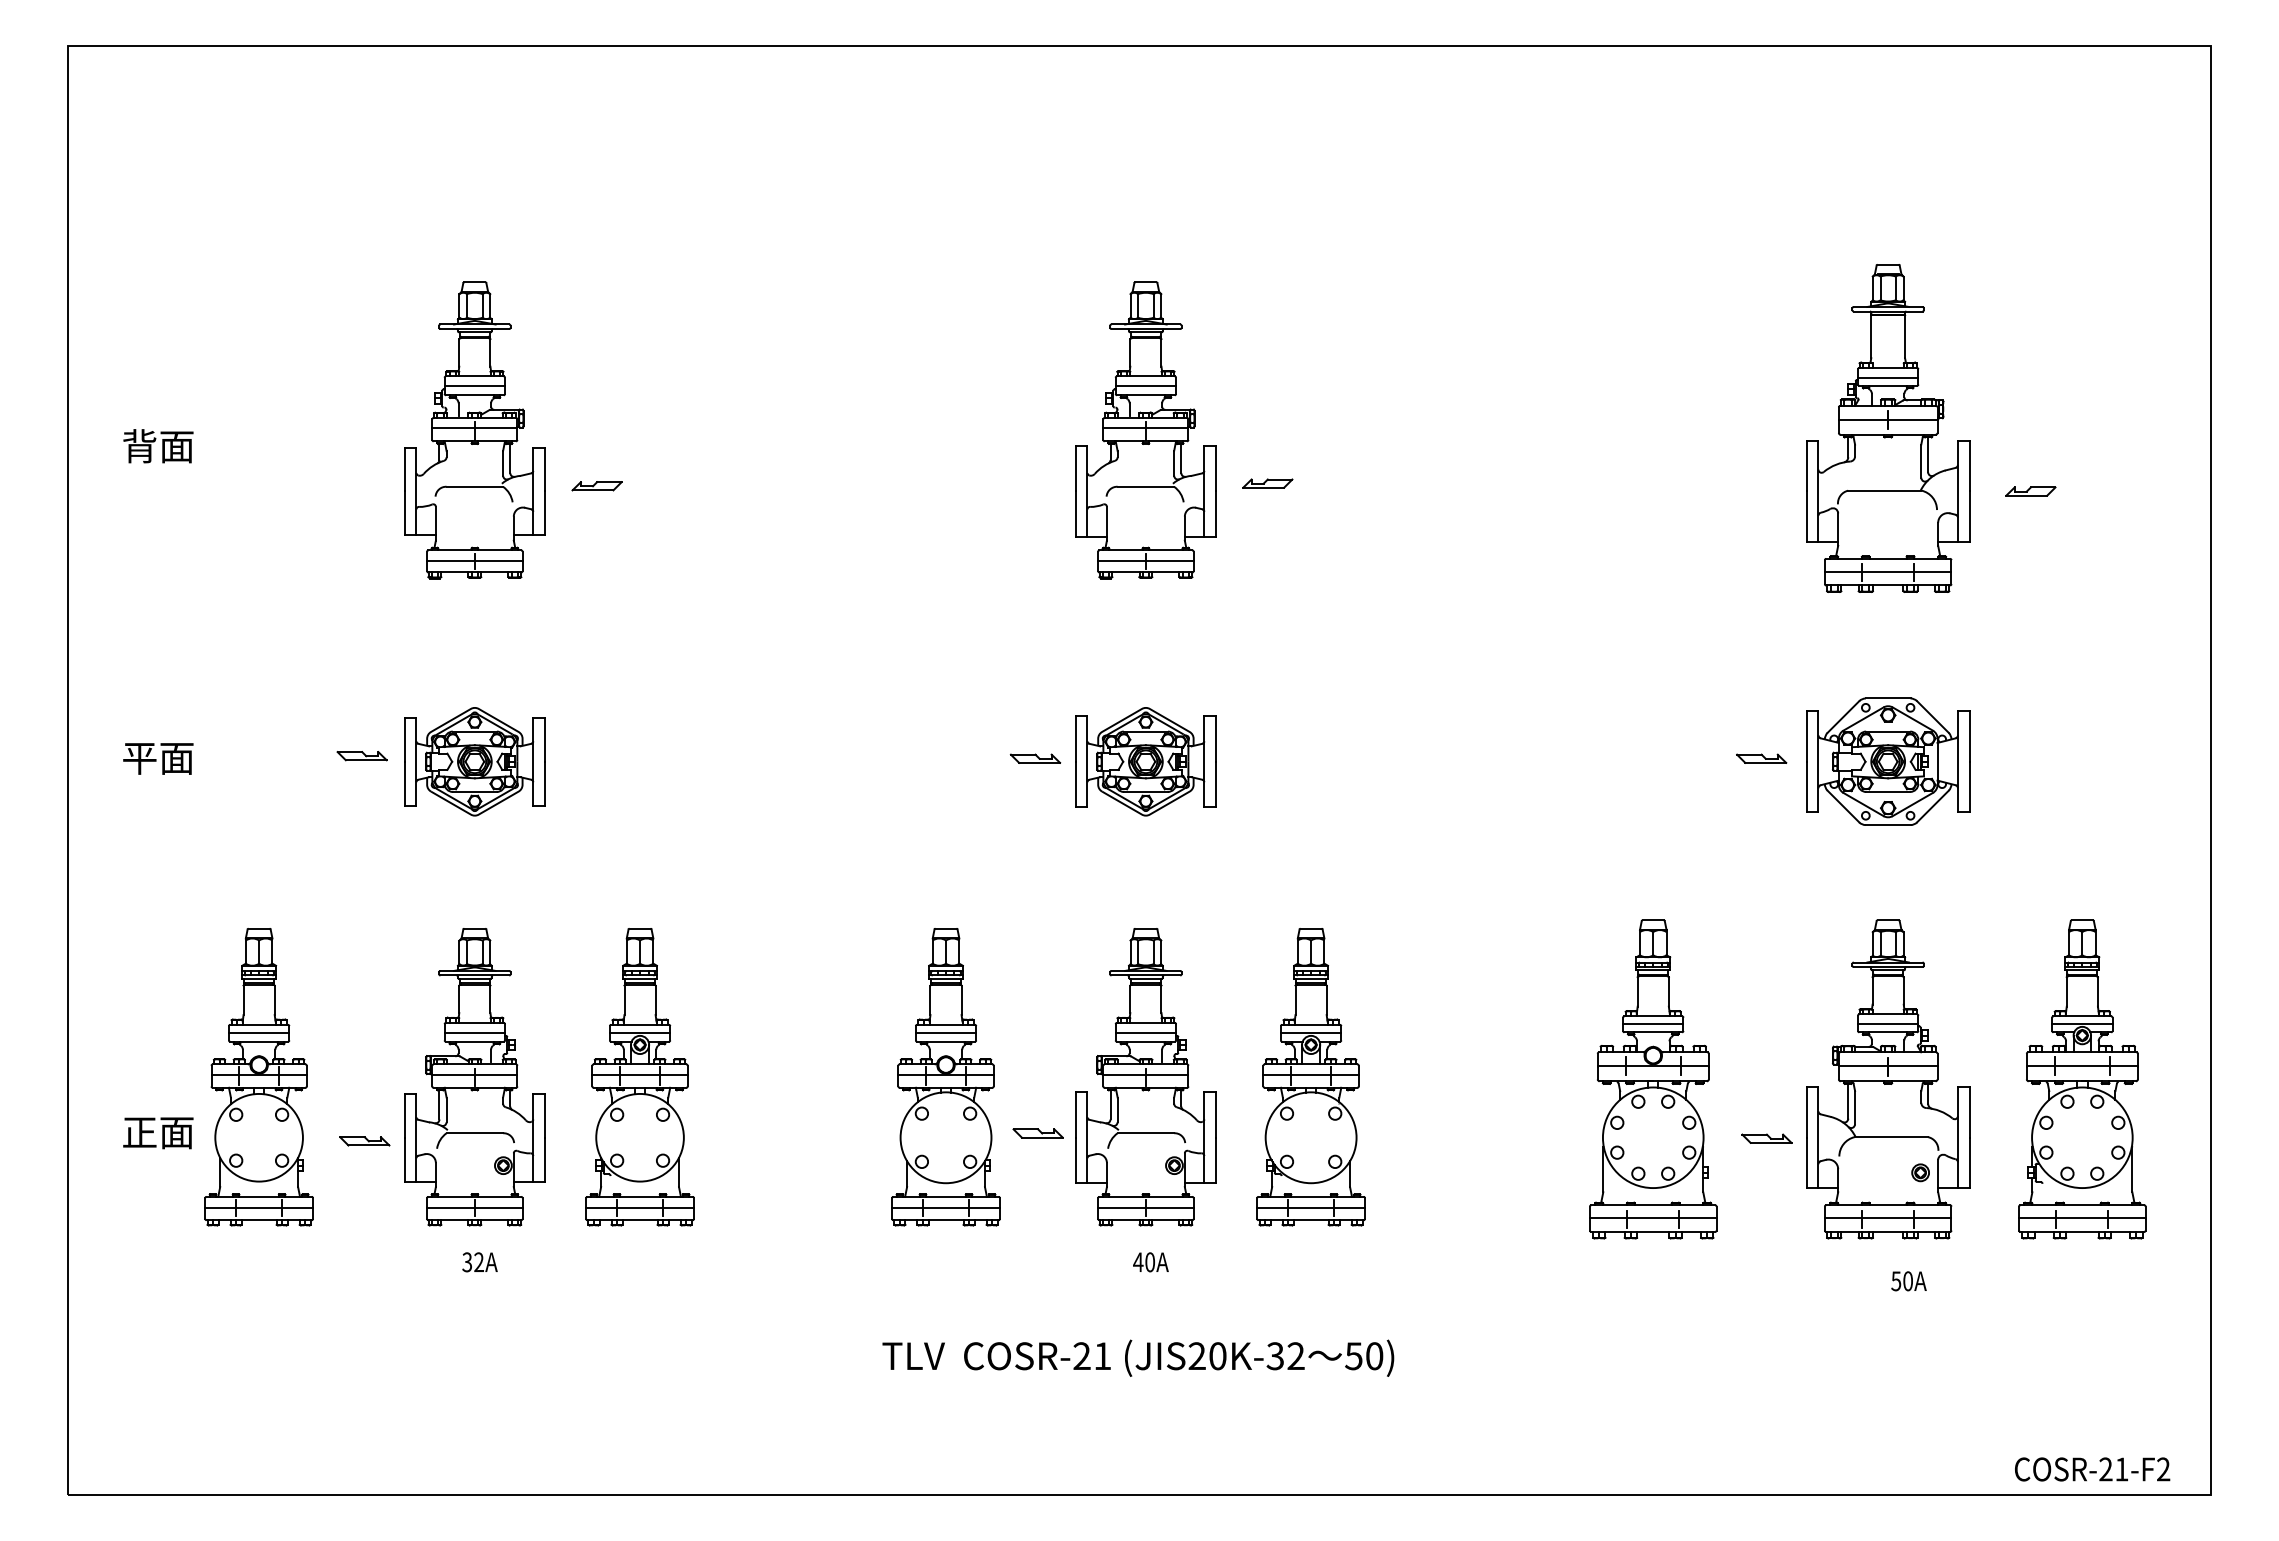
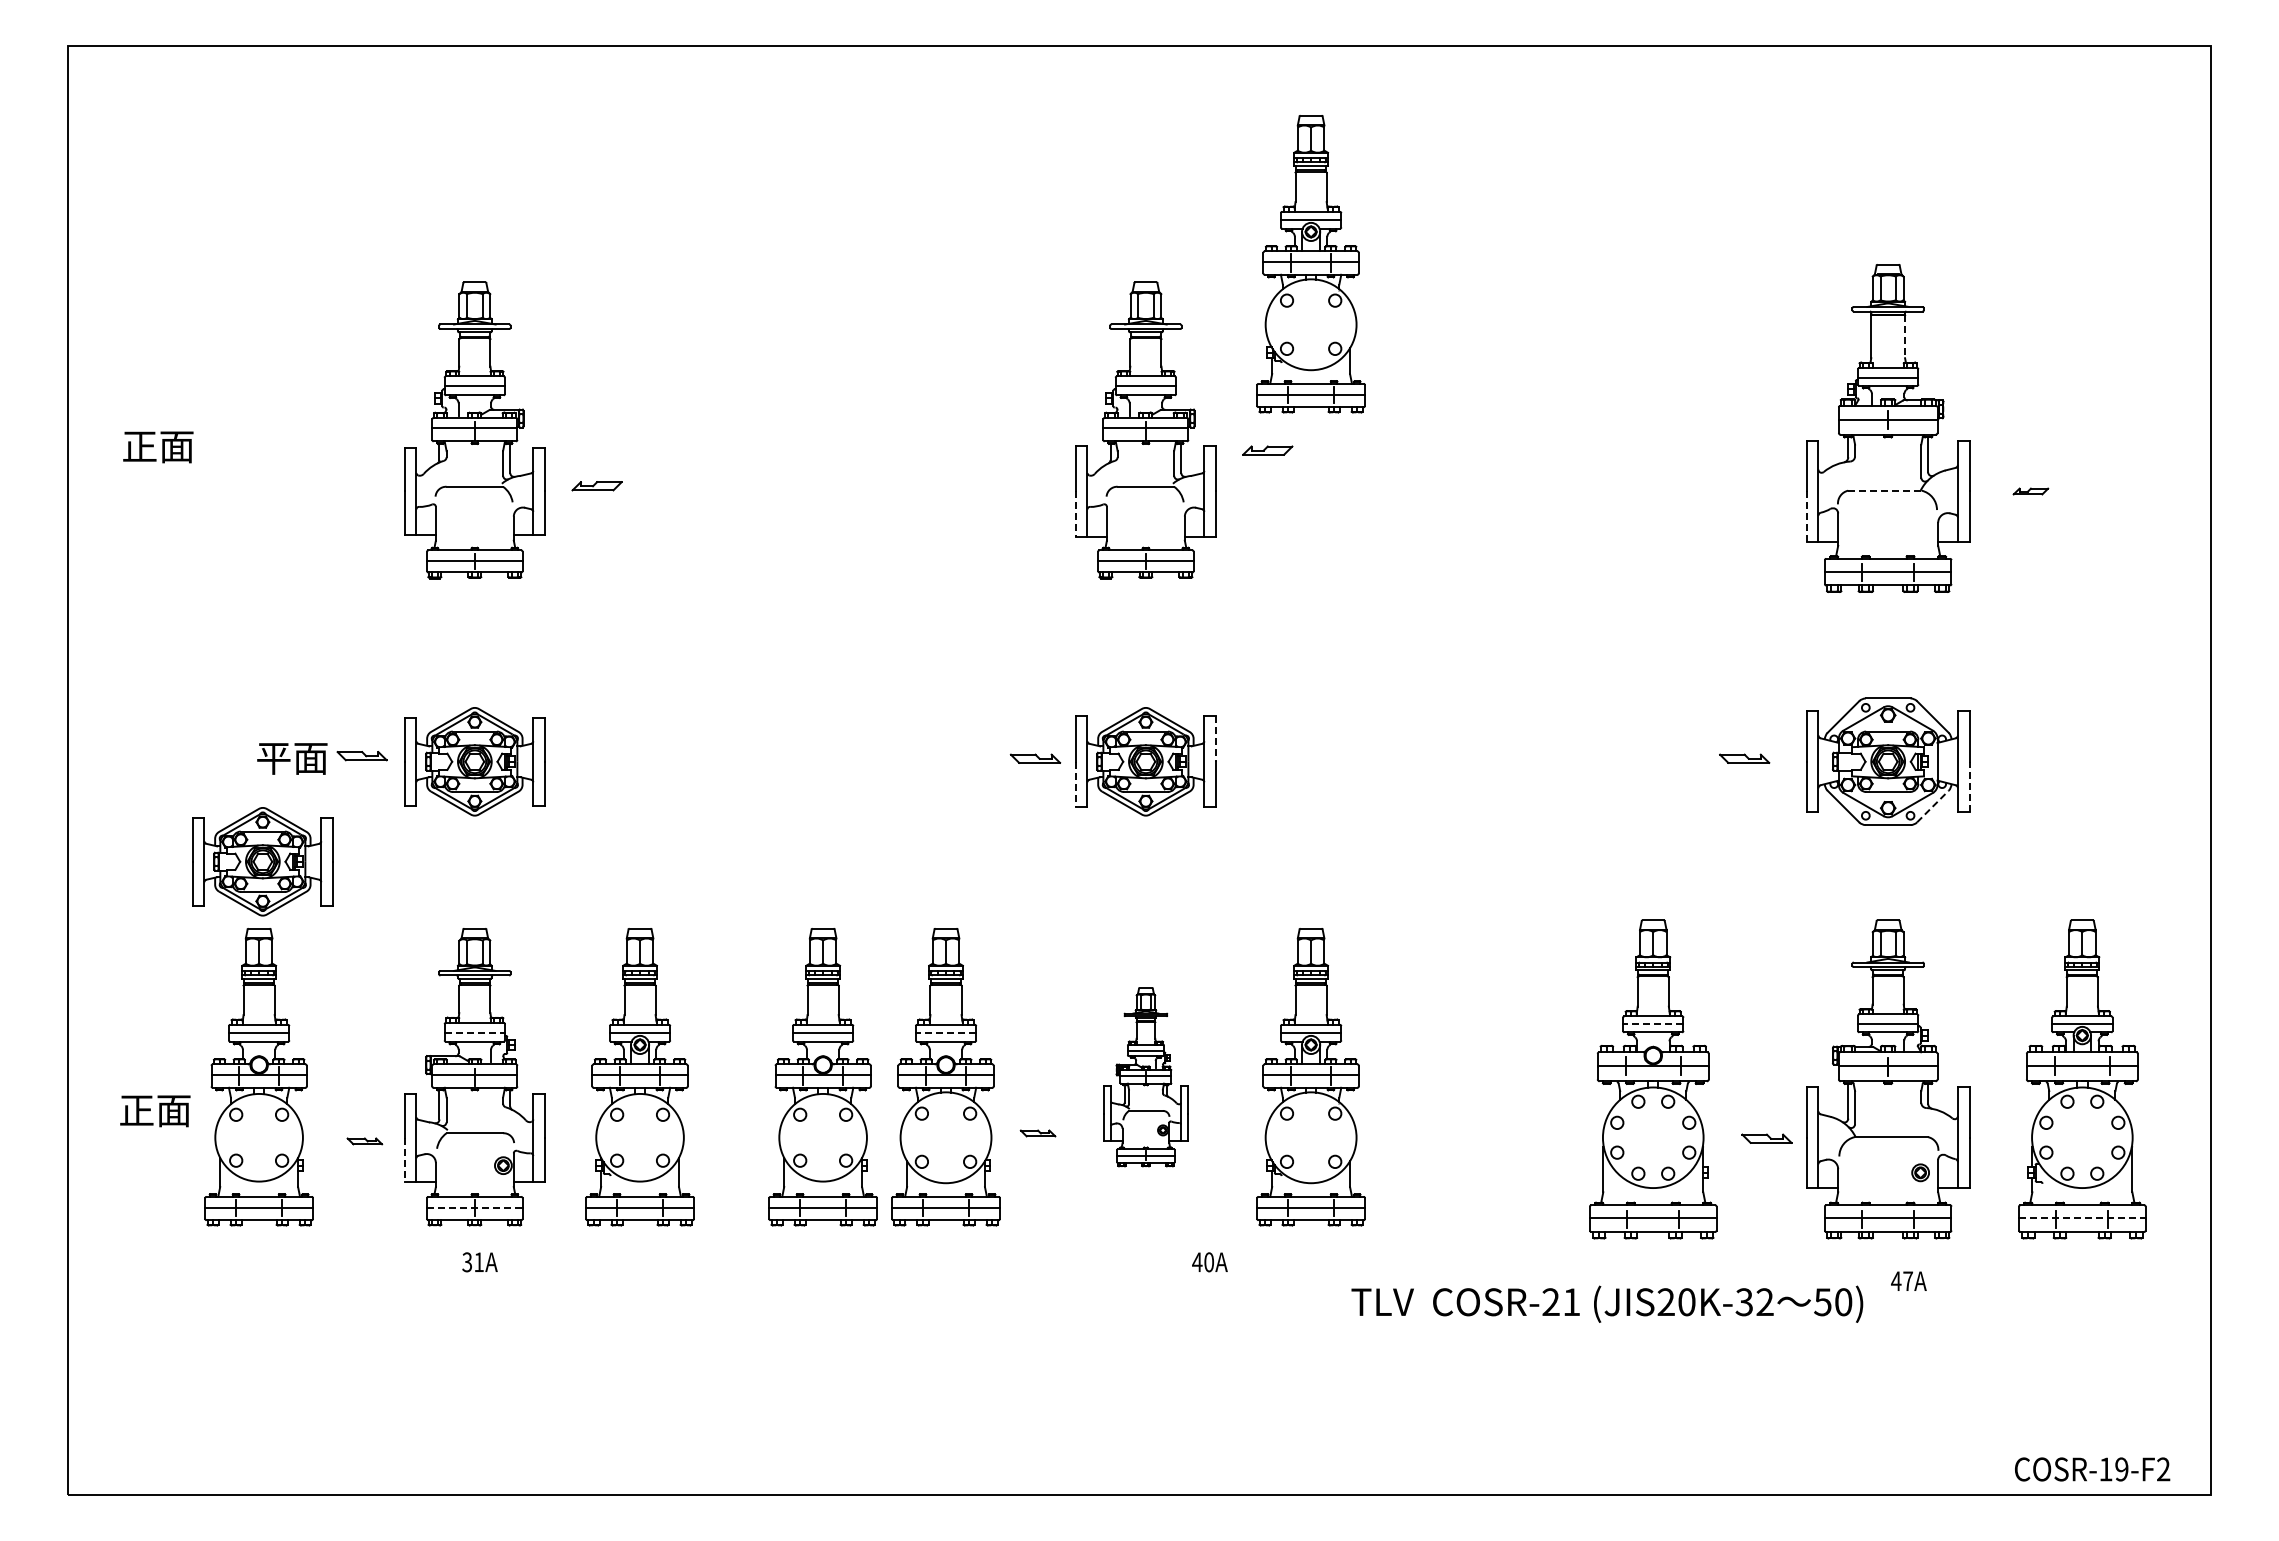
part: none -> present (1310, 264)
line: solid -> dashed (1905, 337)
text: 背面 -> 正面 (139, 446)
part position: (1267, 483) -> (1267, 450) (1267, 450)
line: solid -> dashed (1884, 490)
part size: 52x11 px -> 38x9 px (2030, 491)
line: solid -> dashed (1075, 514)
line: solid -> dashed (1806, 515)
line: solid -> dashed (1216, 739)
text position: (158, 758) -> (292, 758) (292, 758)
part position: (1761, 758) -> (1744, 758) (1744, 758)
line: solid -> dashed (1075, 784)
line: solid -> dashed (1969, 786)
line: solid -> dashed (1933, 806)
part: none -> present (262, 861)
line: solid -> dashed (1652, 1024)
line: solid -> dashed (475, 1032)
line: solid -> dashed (945, 1032)
part: none -> present (822, 1077)
part size: 142x299 px -> 86x181 px (1145, 1077)
text position: (158, 1133) -> (155, 1111) (155, 1111)
part size: 52x11 px -> 38x9 px (1037, 1133)
part size: 52x11 px -> 38x9 px (364, 1141)
line: solid -> dashed (404, 1159)
line: solid -> dashed (474, 1207)
line: solid -> dashed (2082, 1218)
text: 32A -> 31A (478, 1261)
text position: (1150, 1262) -> (1209, 1262) (1209, 1262)
text: 50A -> 47A (1902, 1281)
text position: (1138, 1357) -> (1607, 1303) (1607, 1303)
text: COSR-21-F2 -> COSR-19-F2 (2113, 1469)
